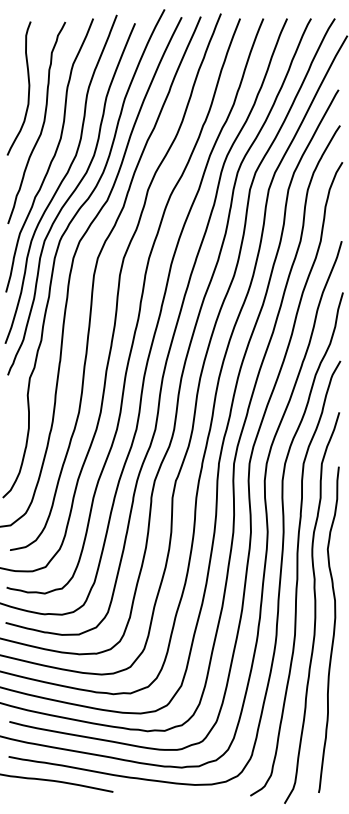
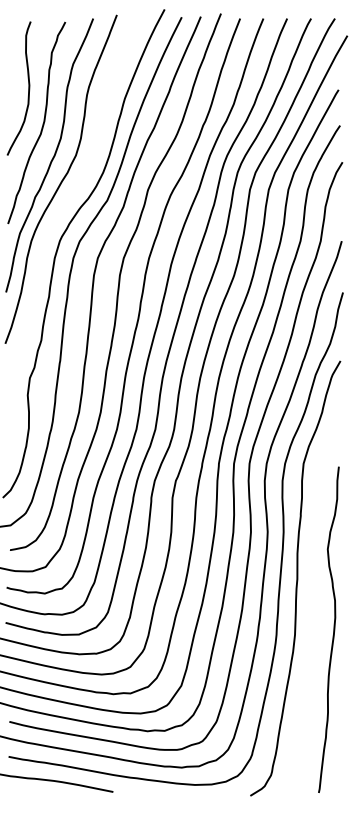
curve: present -> none (69, 199)
curve: present -> none (314, 607)
